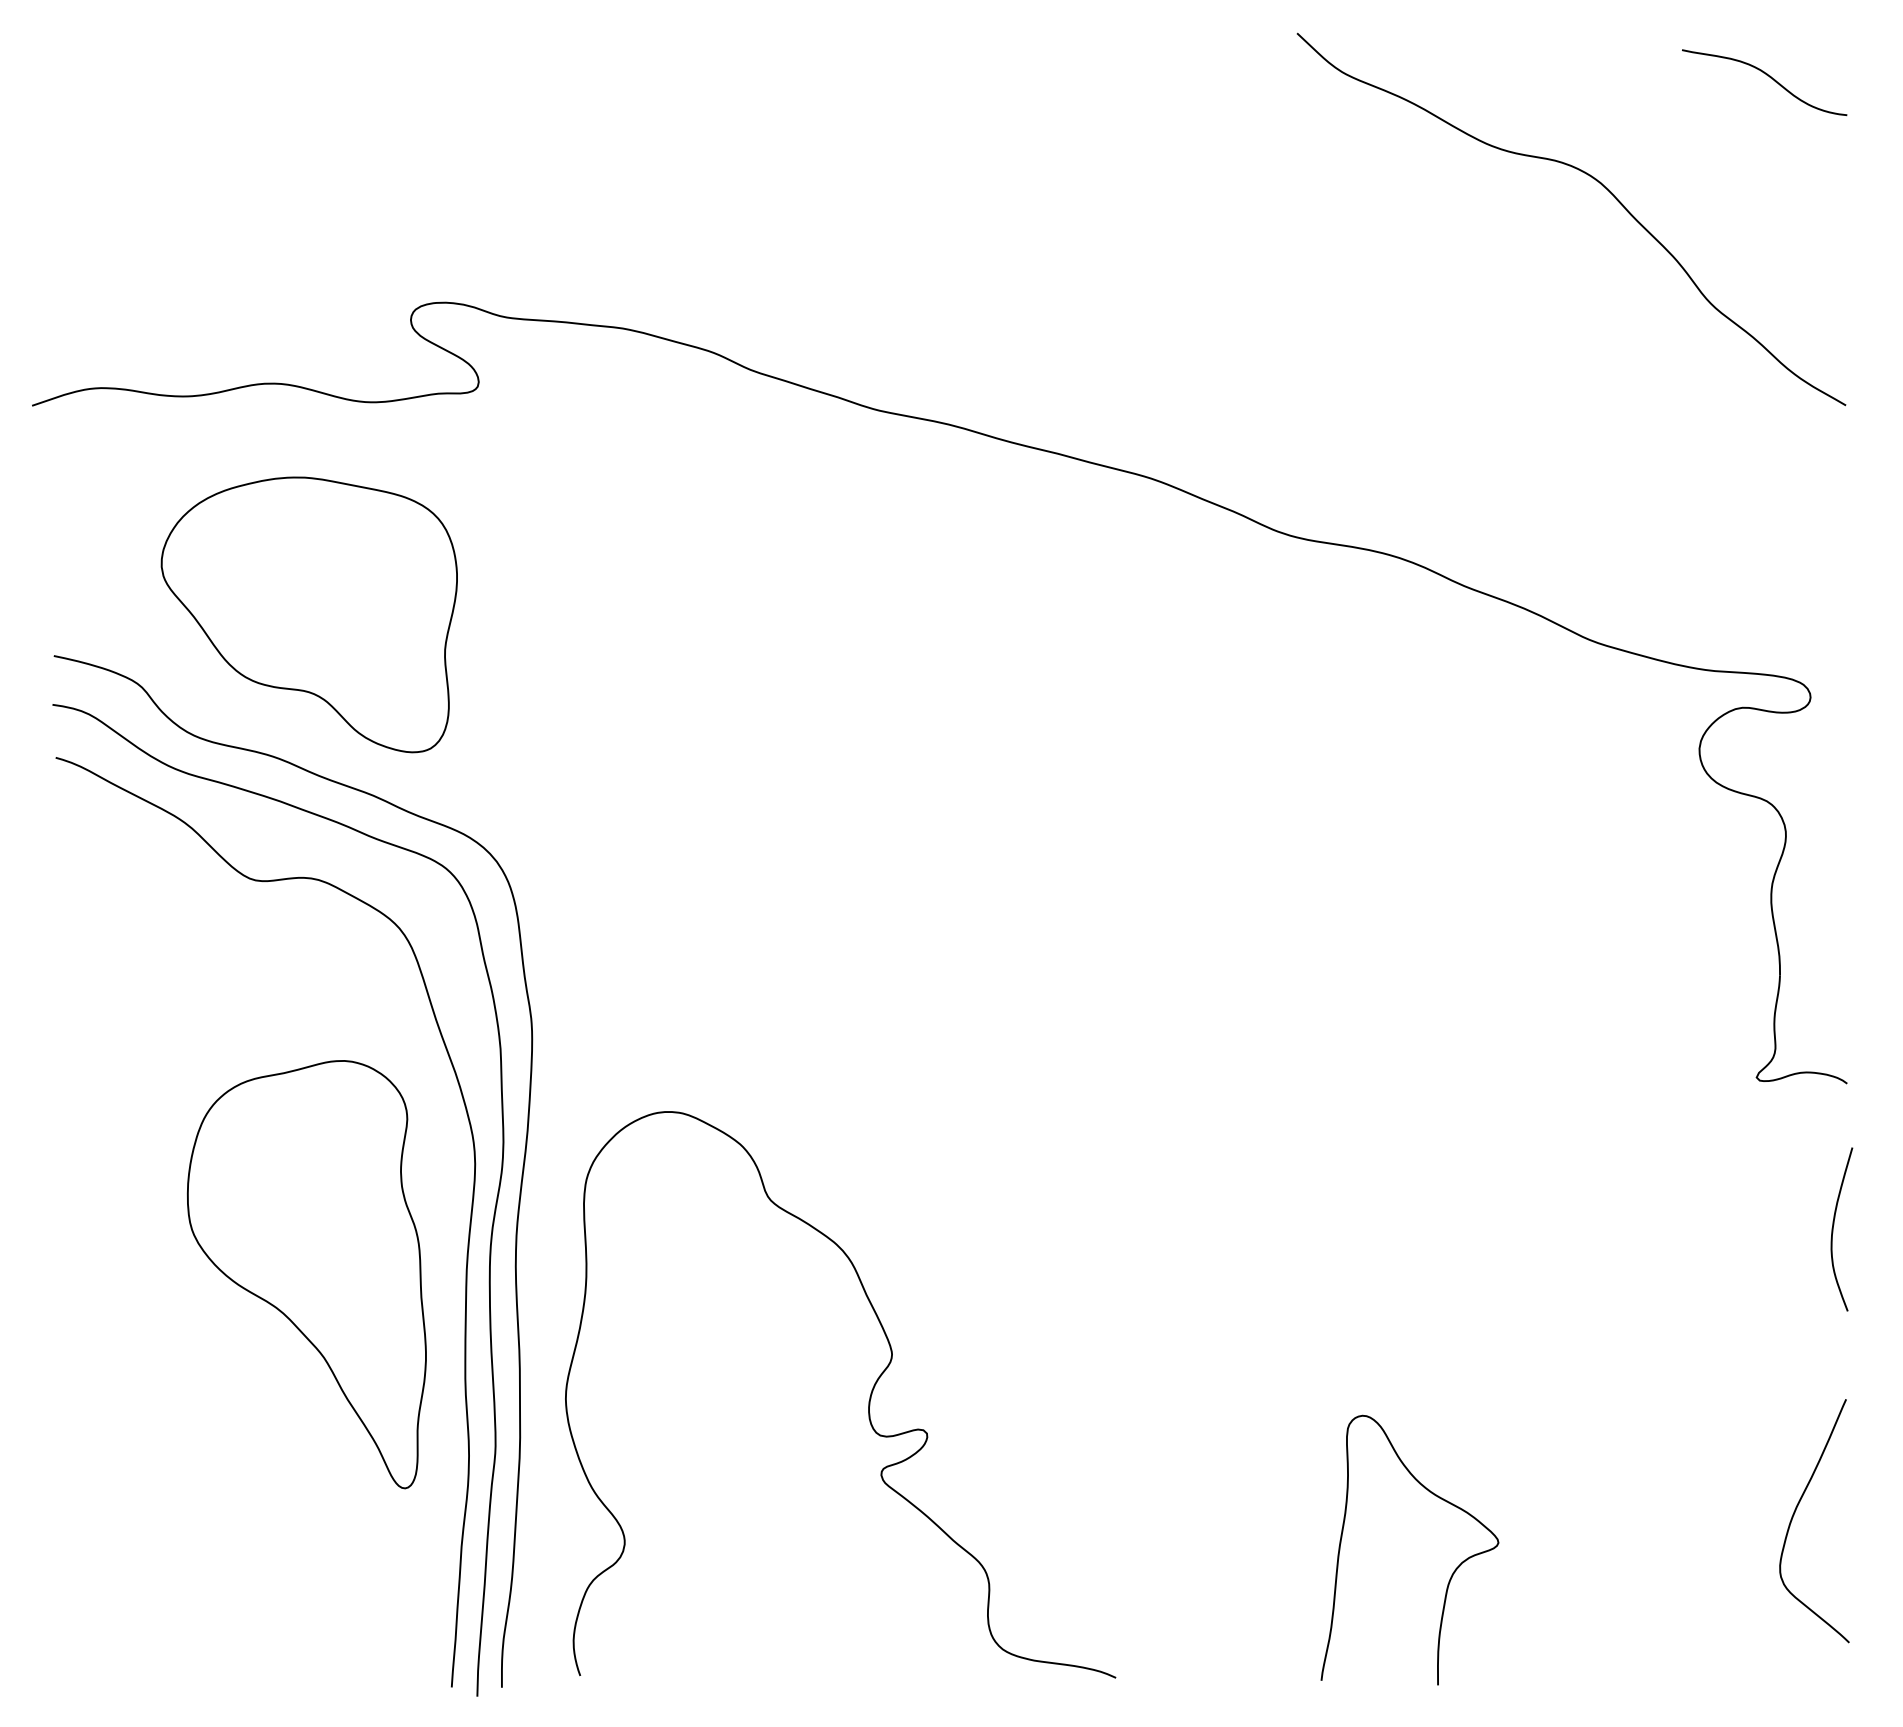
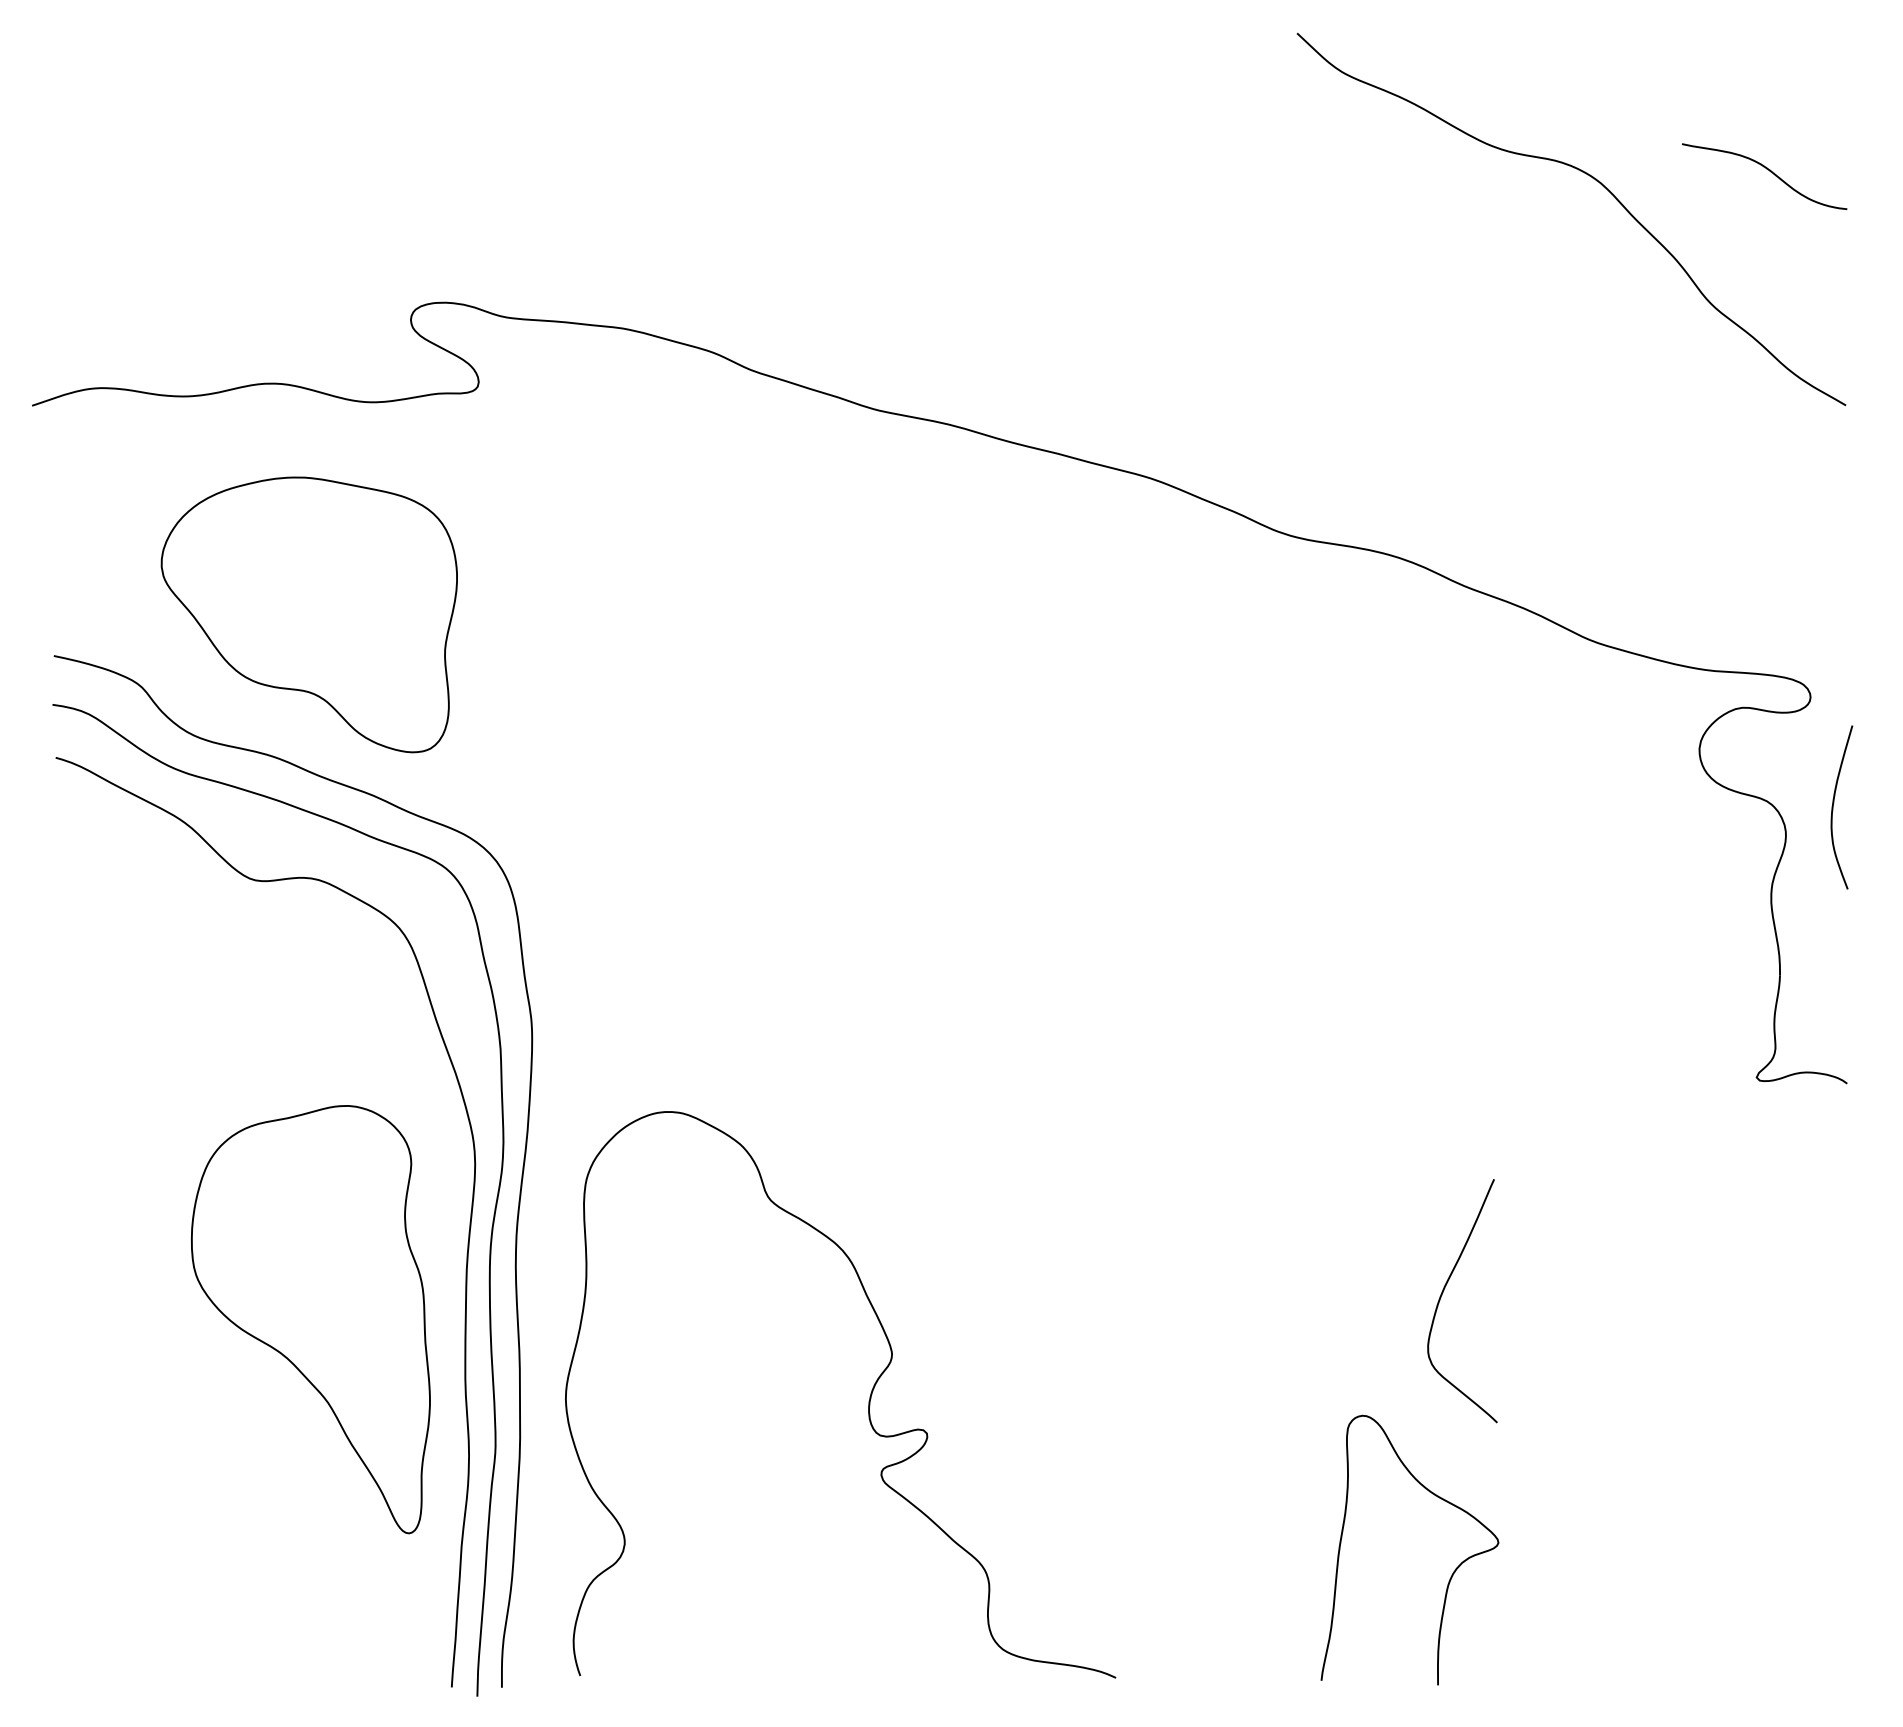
curve position: (1769, 77) -> (1769, 171) (1769, 171)
curve position: (1833, 1229) -> (1833, 807) (1833, 807)
part position: (306, 1274) -> (310, 1319) (310, 1319)
curve position: (1794, 1515) -> (1442, 1295) (1442, 1295)
